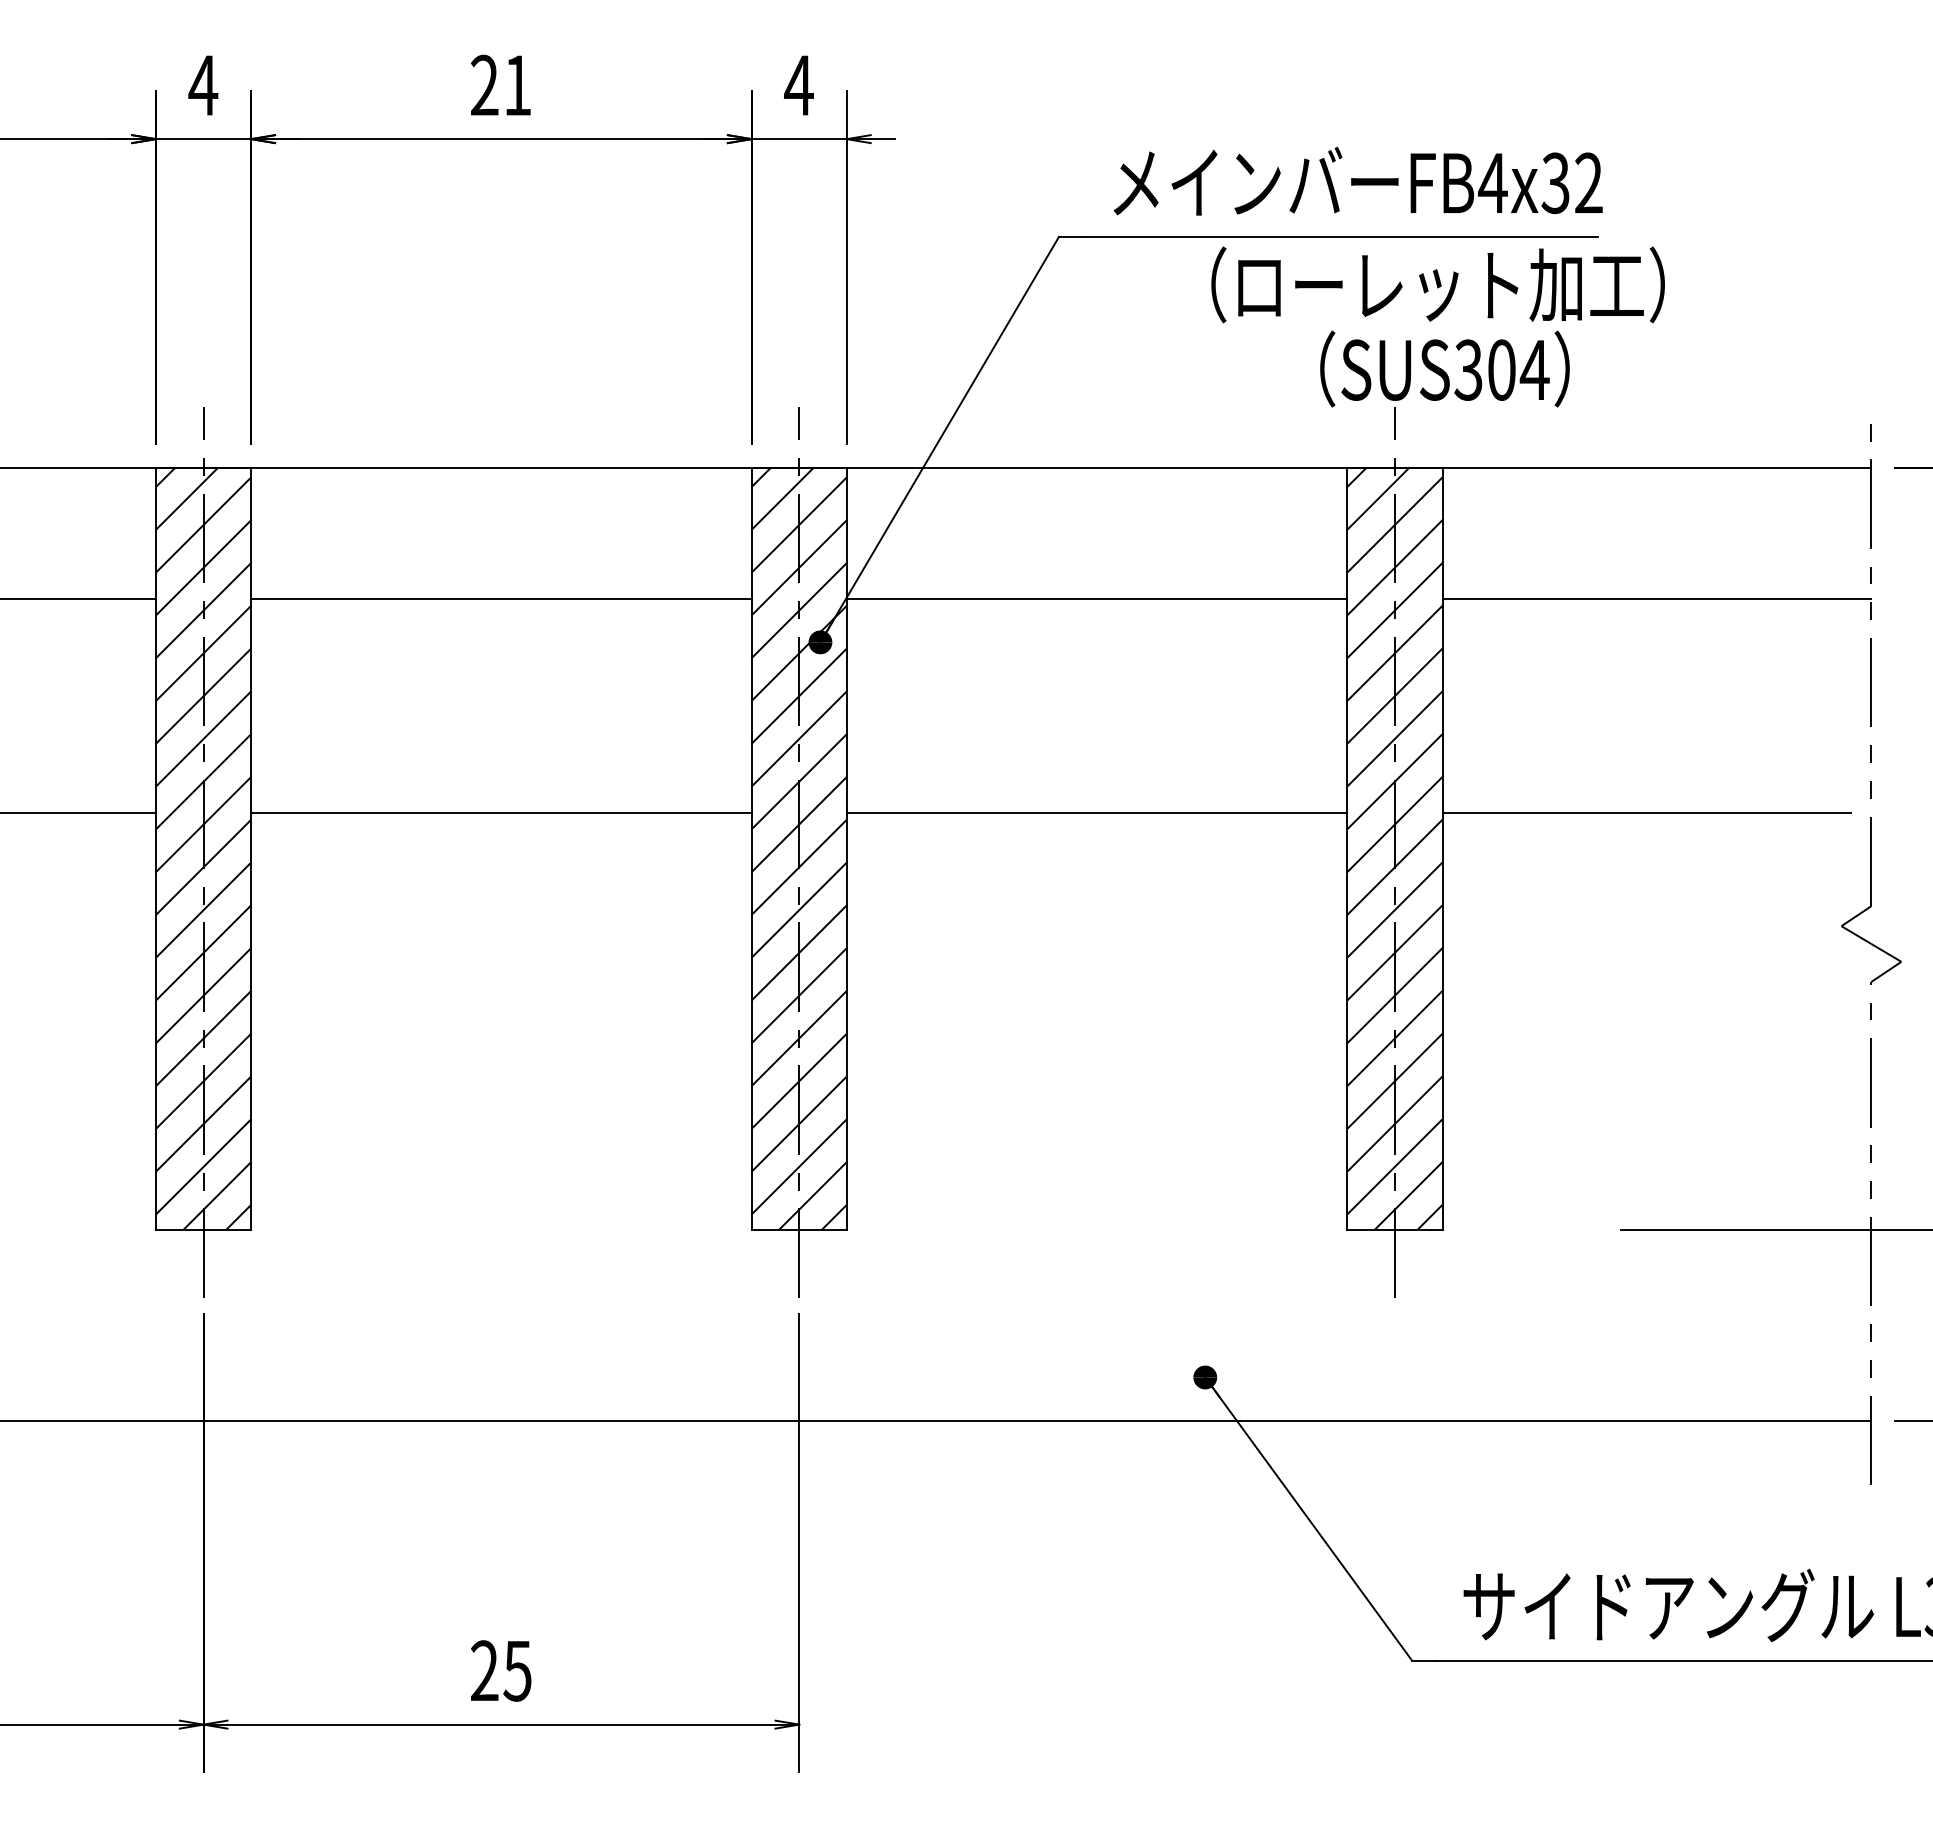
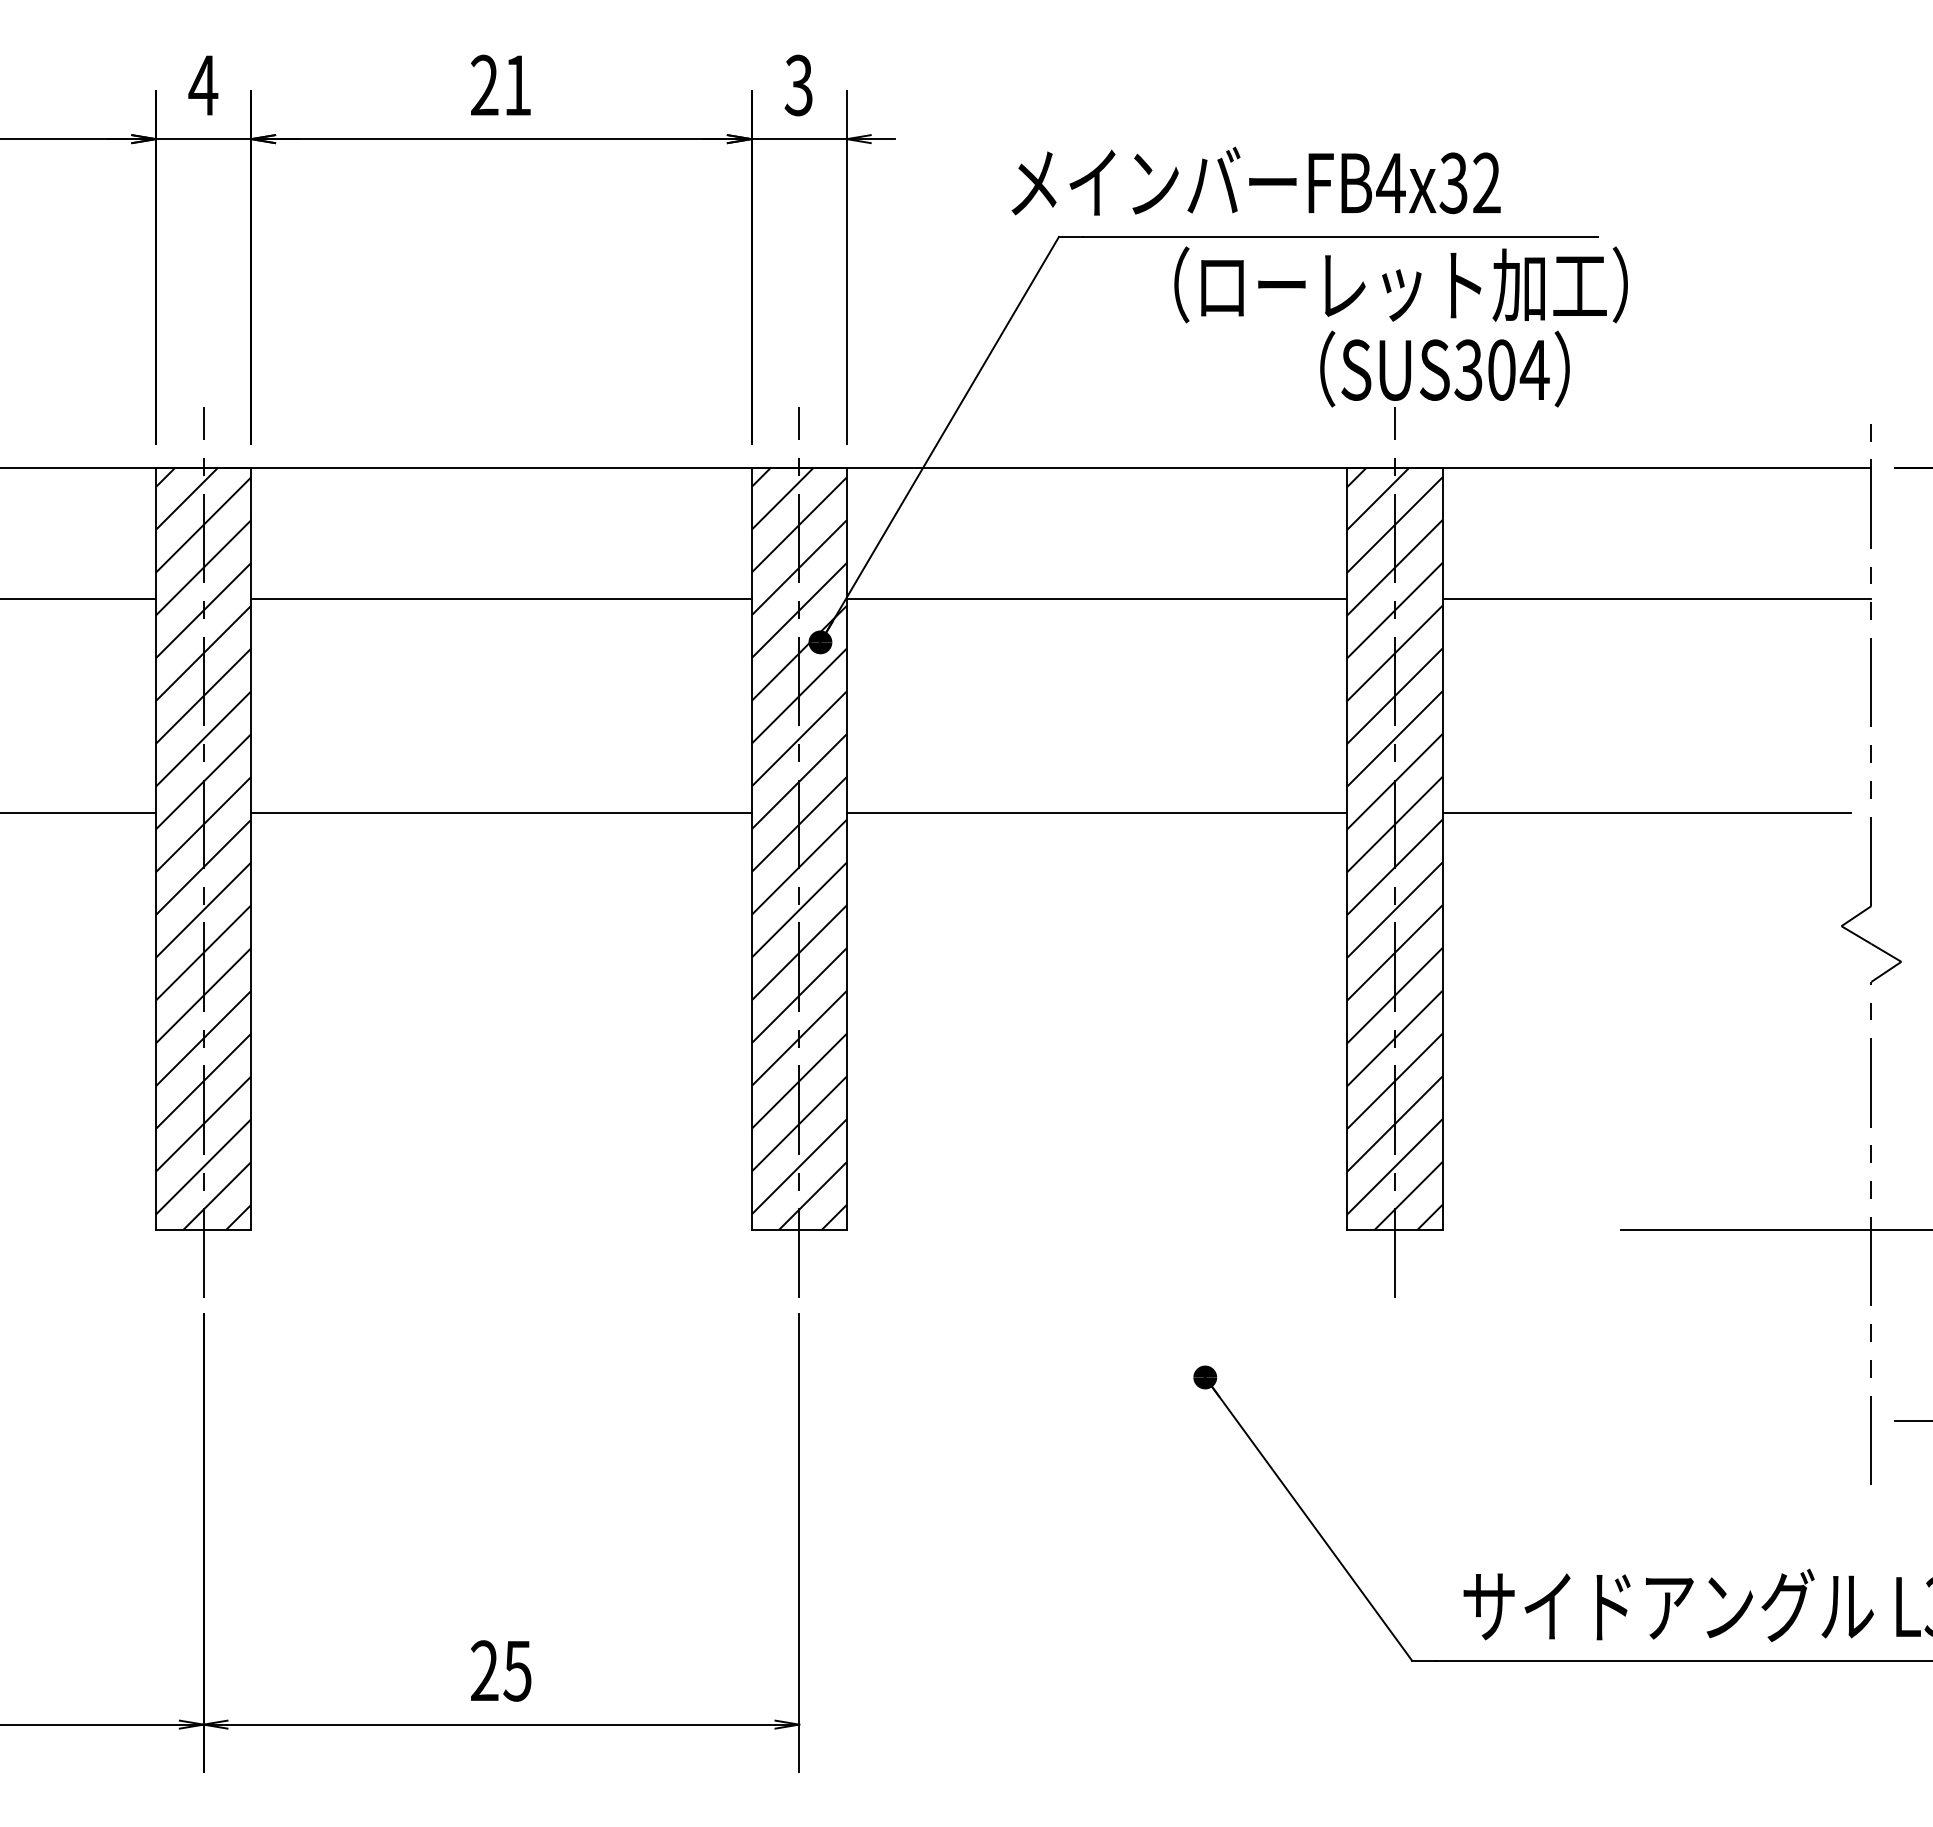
text: 4 -> 3 (798, 85)
text position: (1357, 180) -> (1255, 180) (1255, 180)
text position: (1437, 284) -> (1400, 284) (1400, 284)
line: present -> none (936, 1420)
